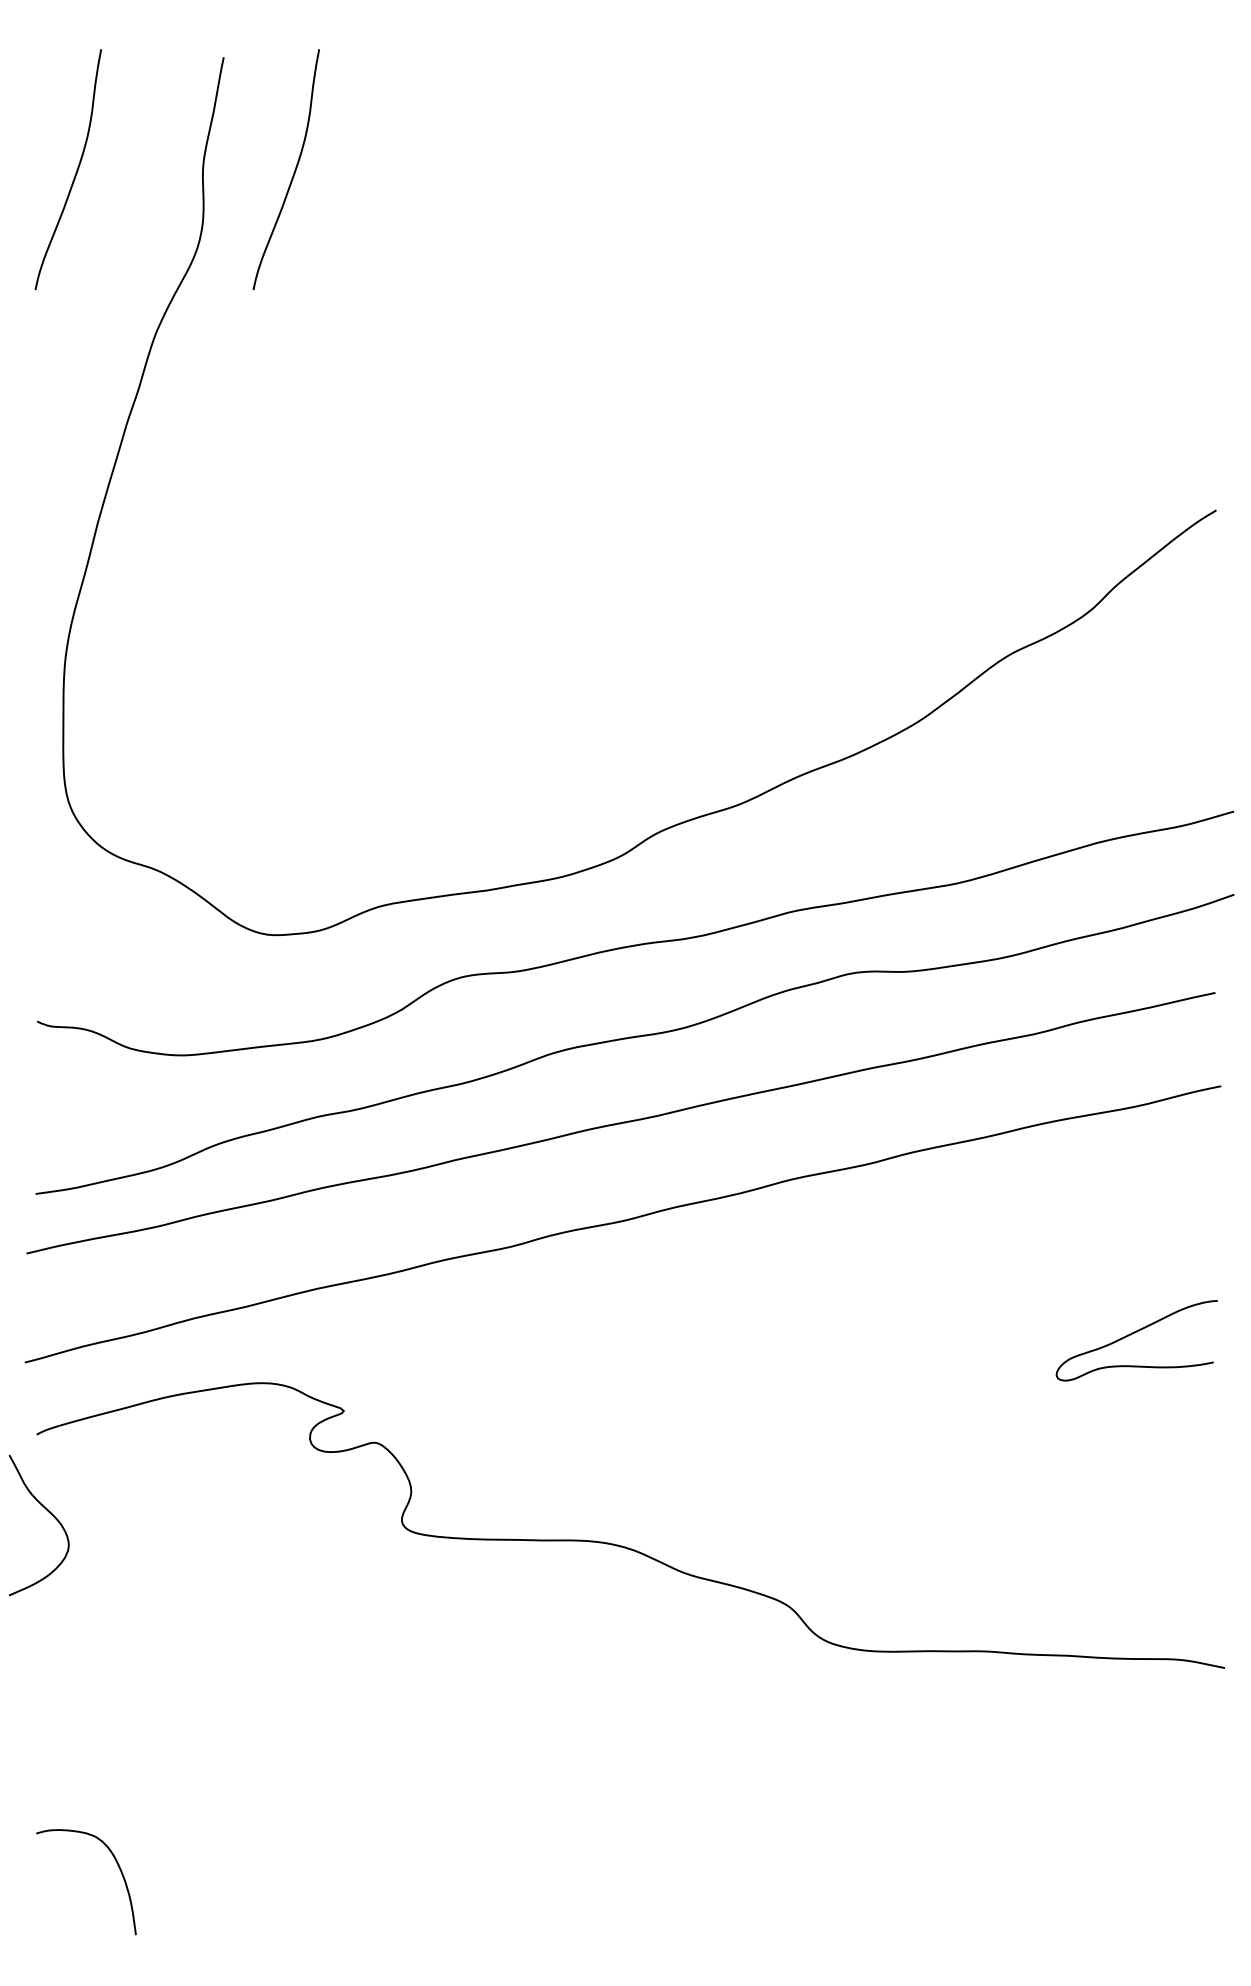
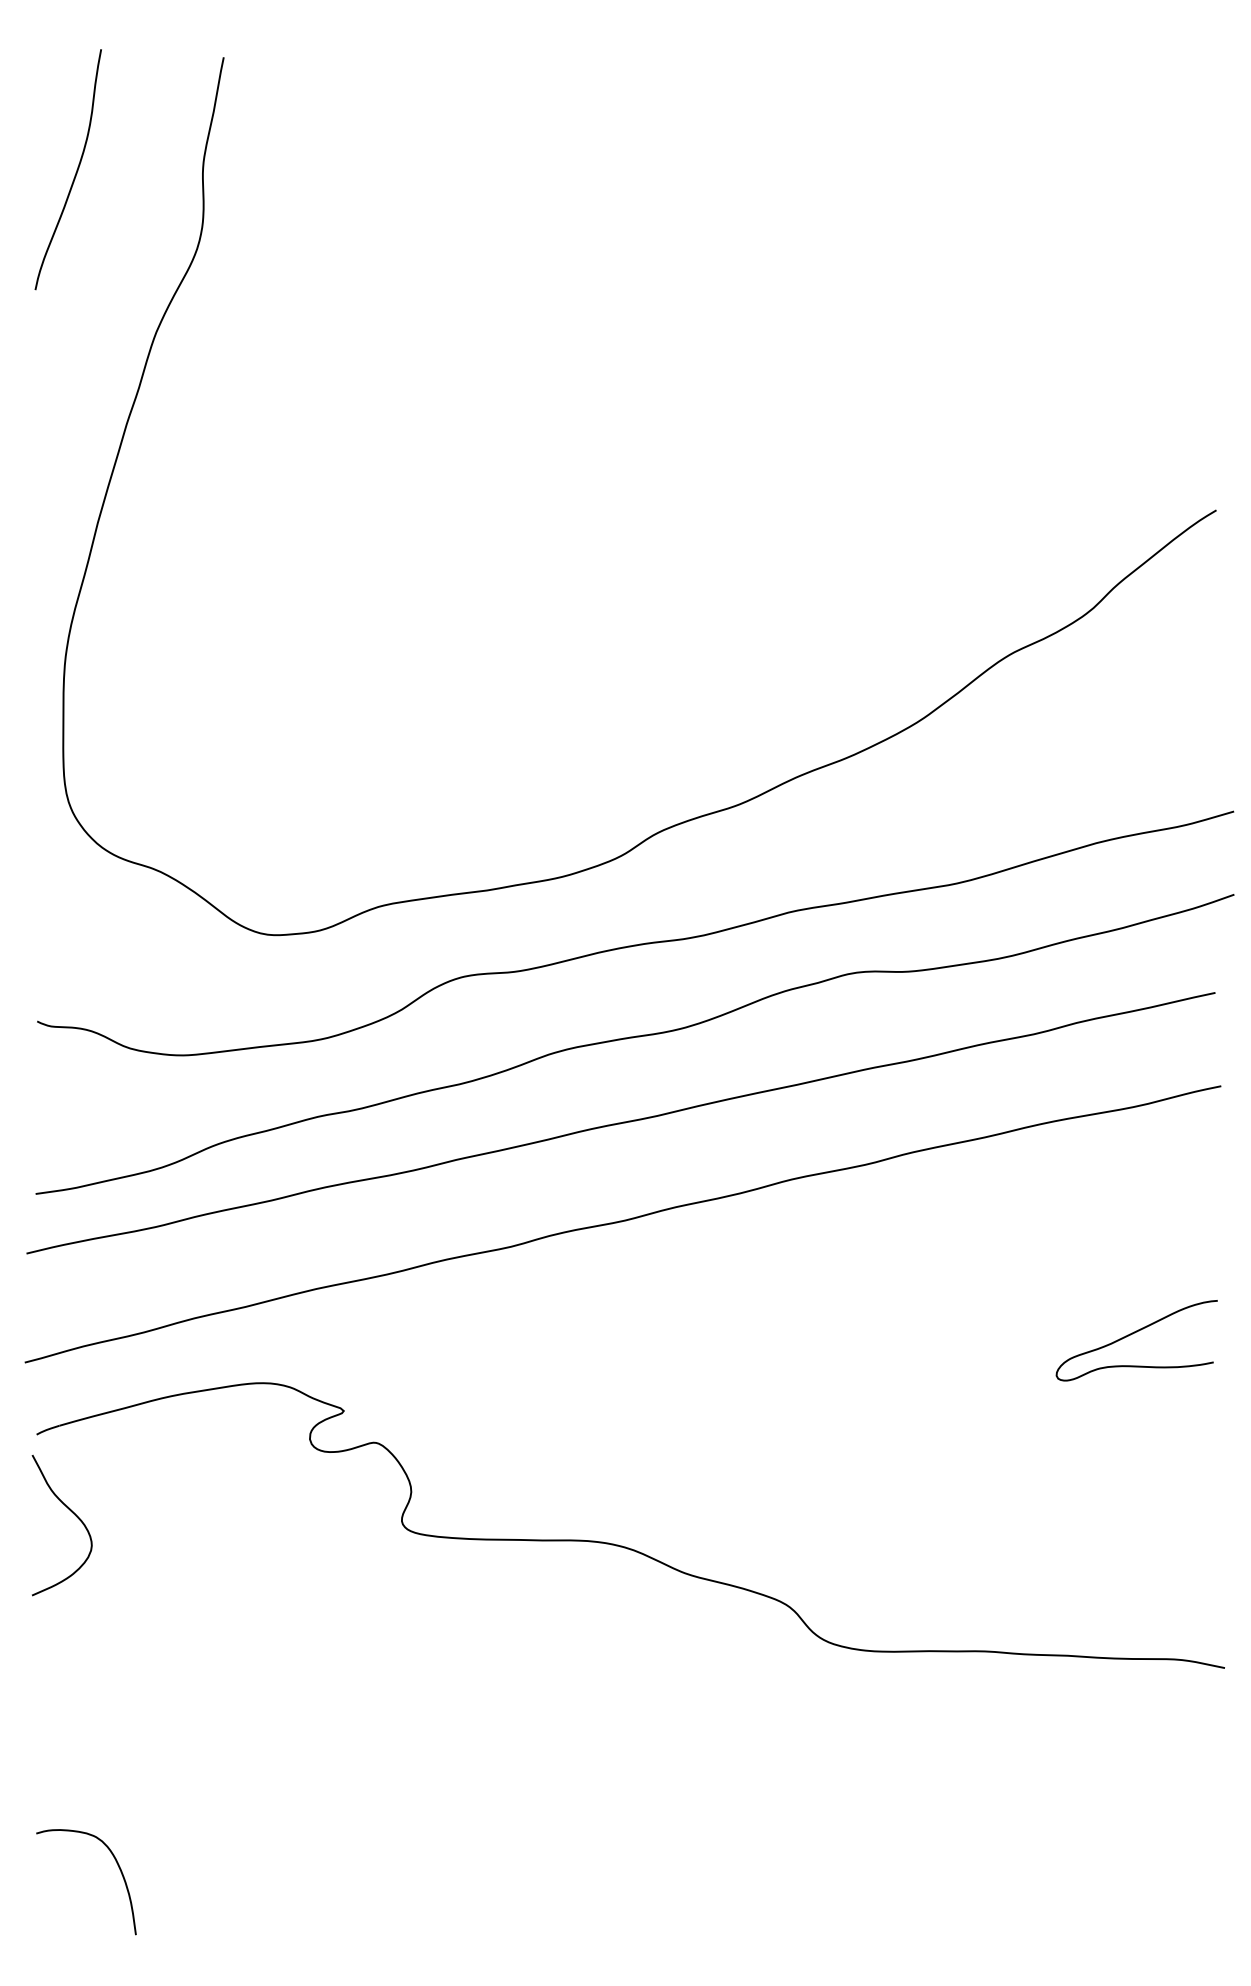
curve: present -> none (293, 172)
curve position: (49, 1513) -> (72, 1513) (72, 1513)
